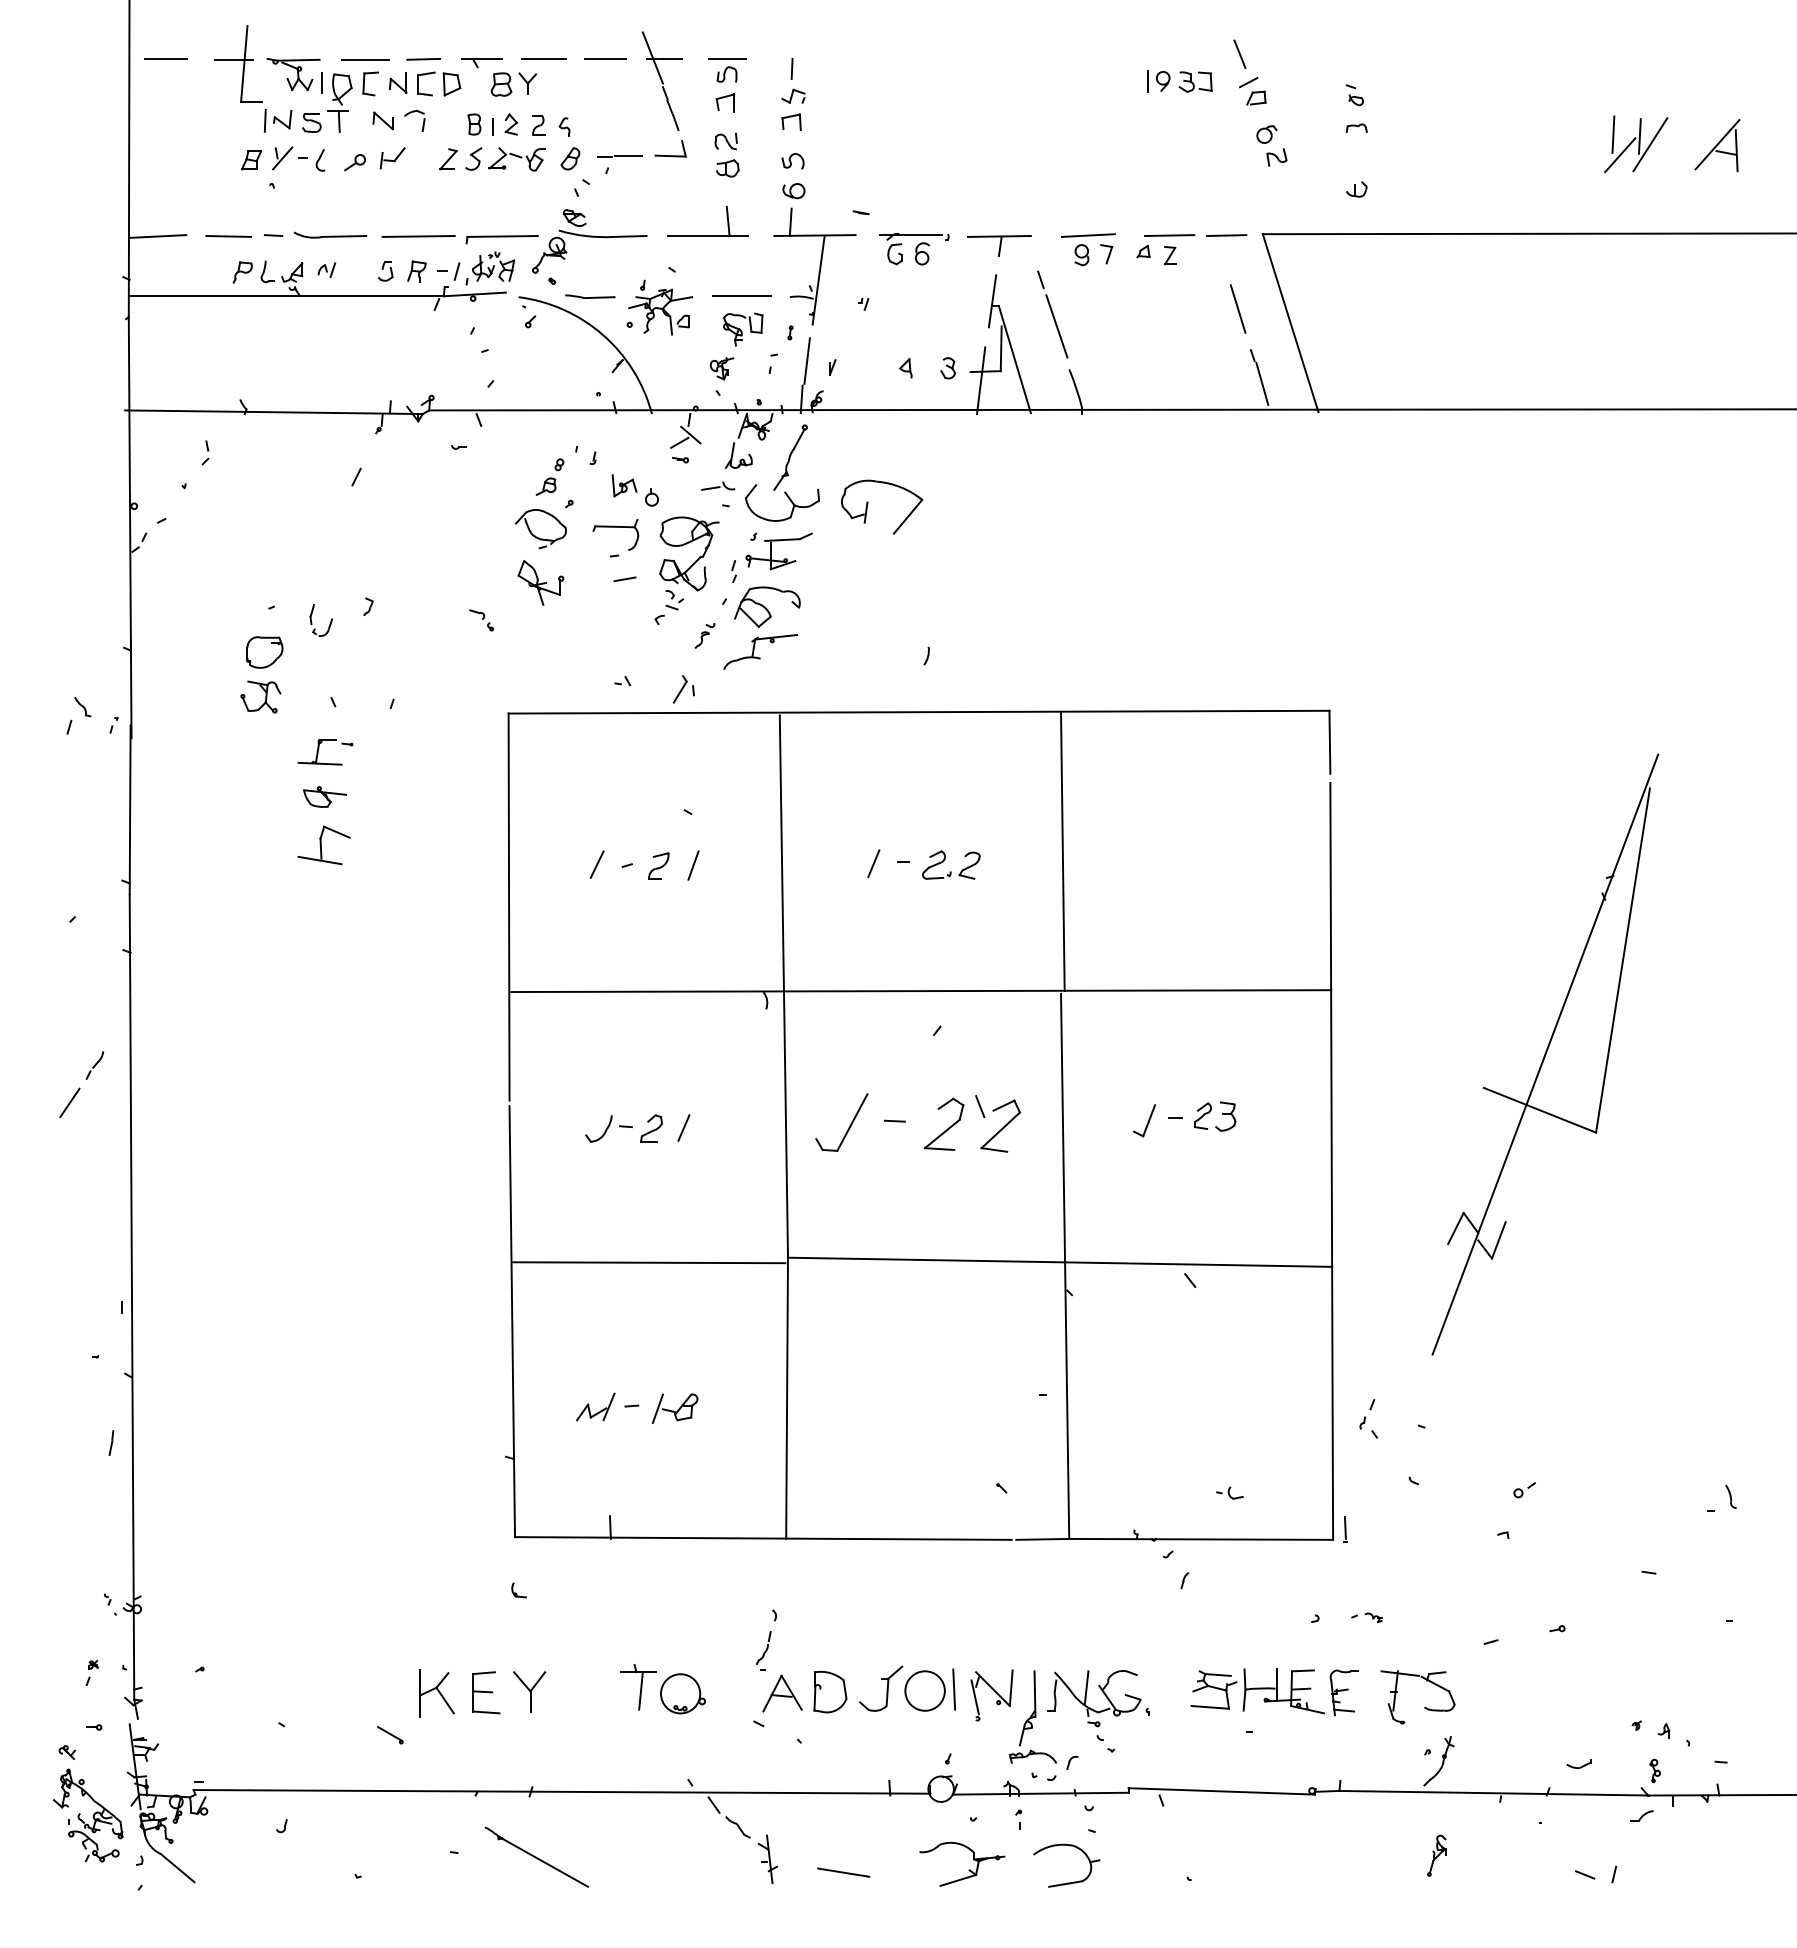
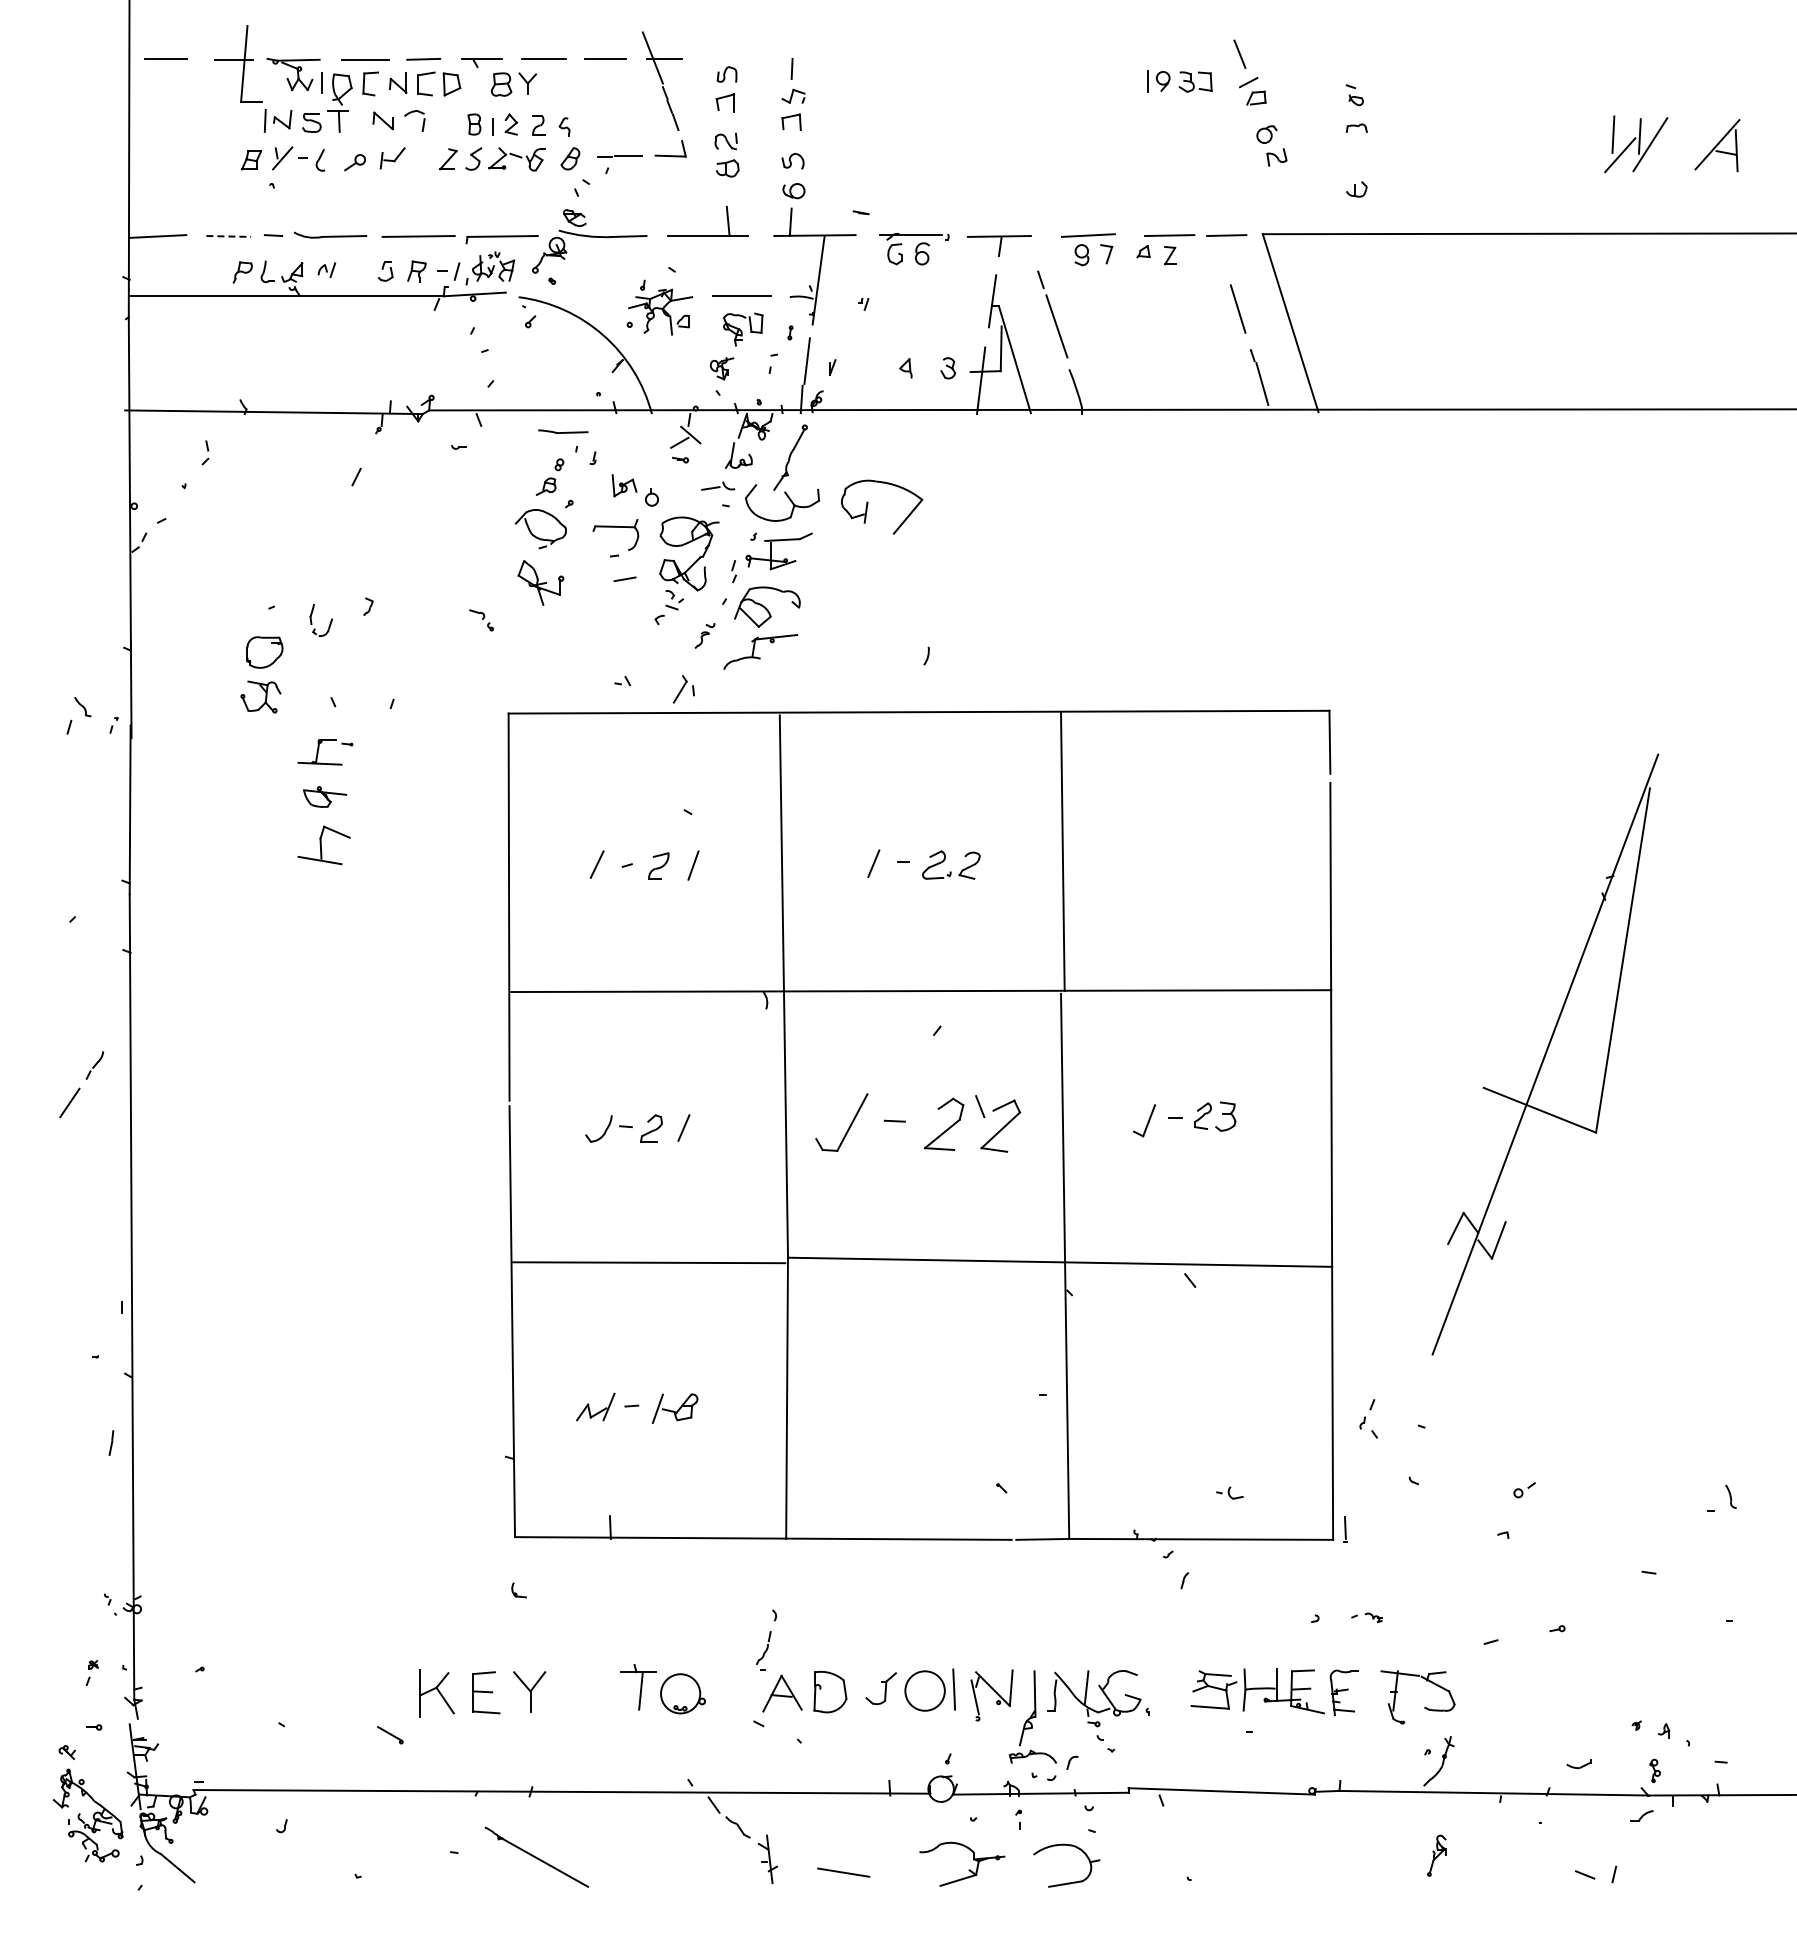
line: present -> none (727, 58)
line: solid -> dashed (229, 236)
part position: (590, 296) -> (563, 431) (563, 431)
part size: 45x47 px -> 32x34 px (880, 1688)
